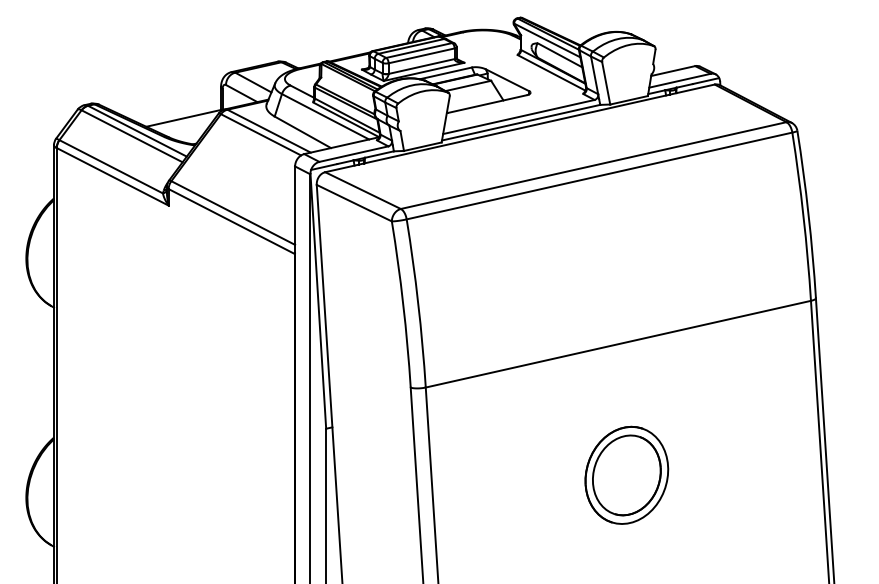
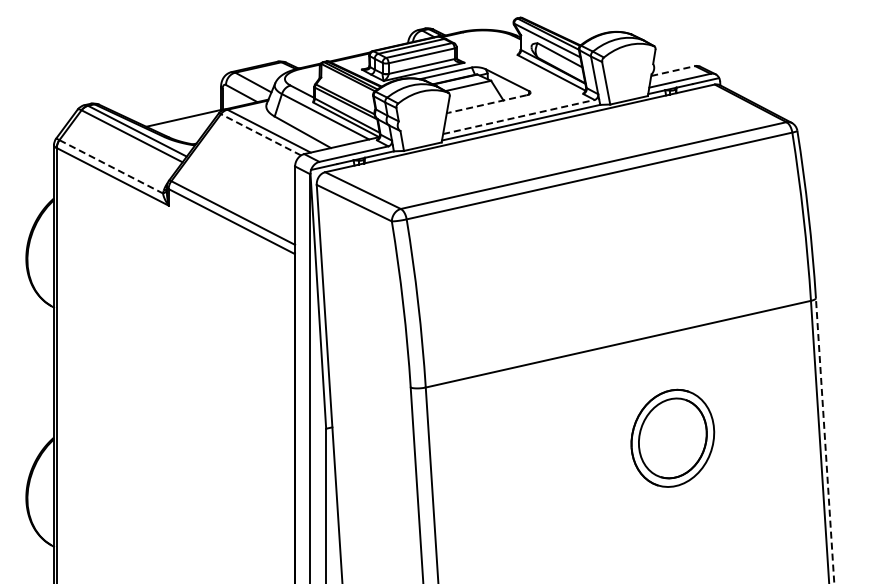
line: solid -> dashed (673, 71)
line: solid -> dashed (487, 104)
line: solid -> dashed (518, 117)
line: solid -> dashed (260, 134)
line: solid -> dashed (111, 167)
line: solid -> dashed (825, 440)
part position: (626, 474) -> (672, 437) (672, 437)
